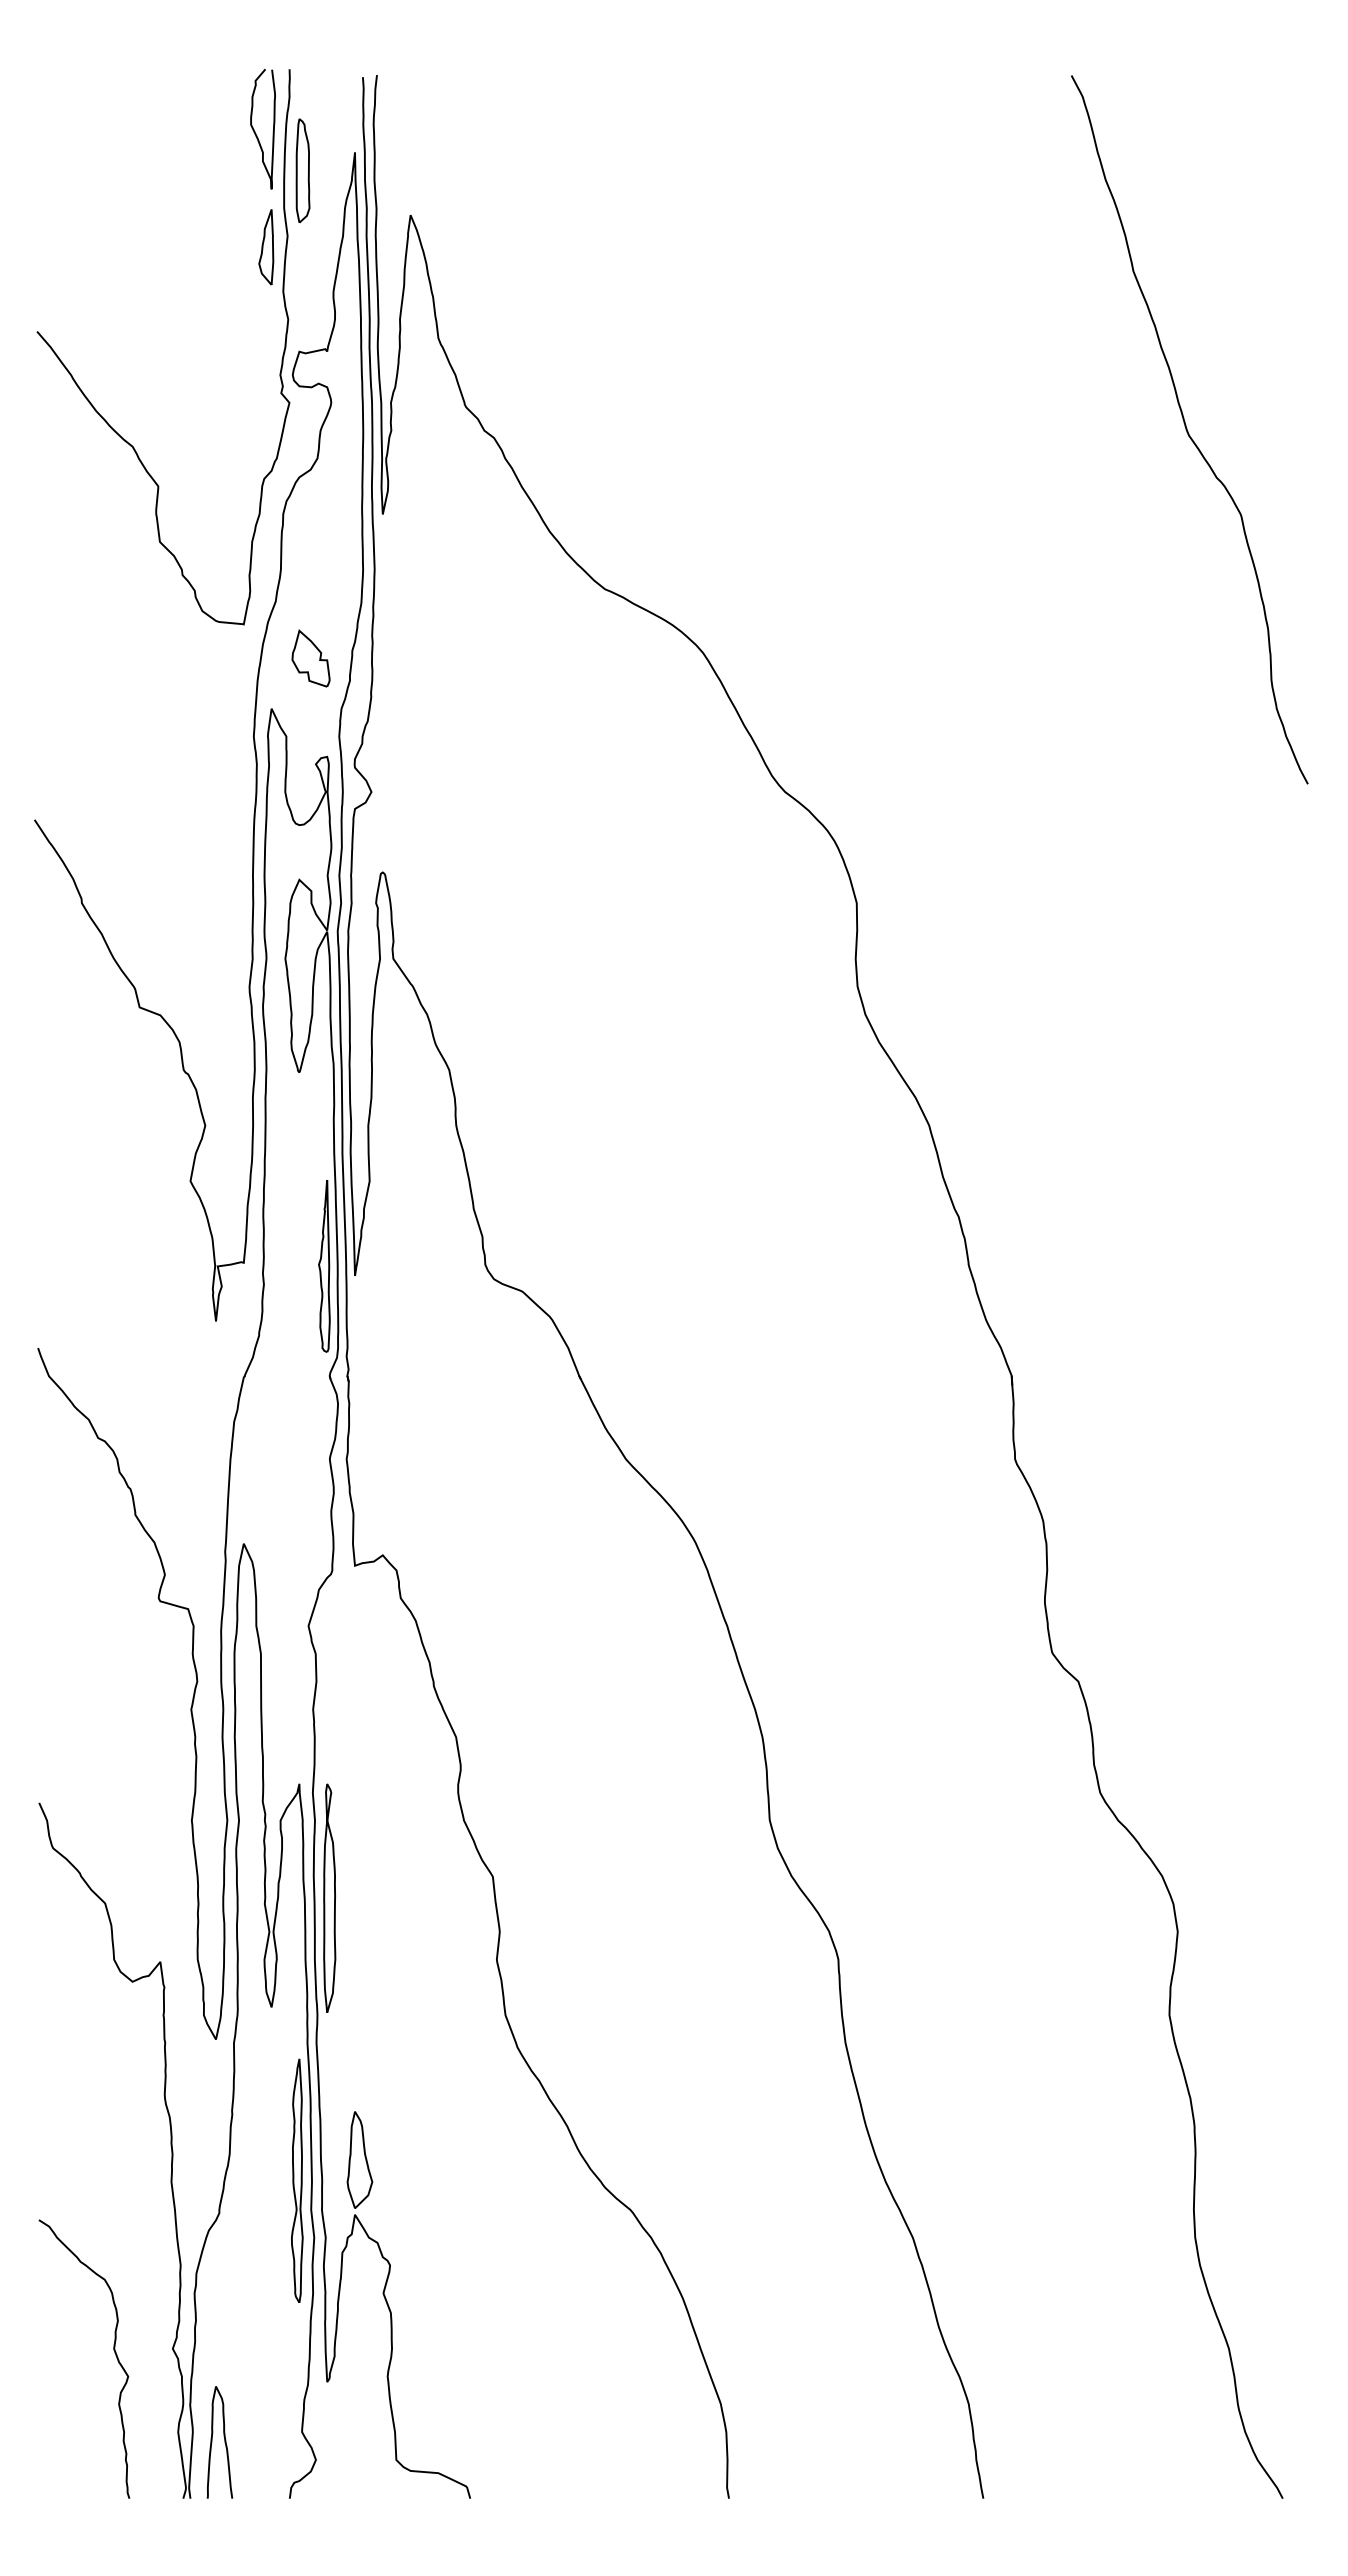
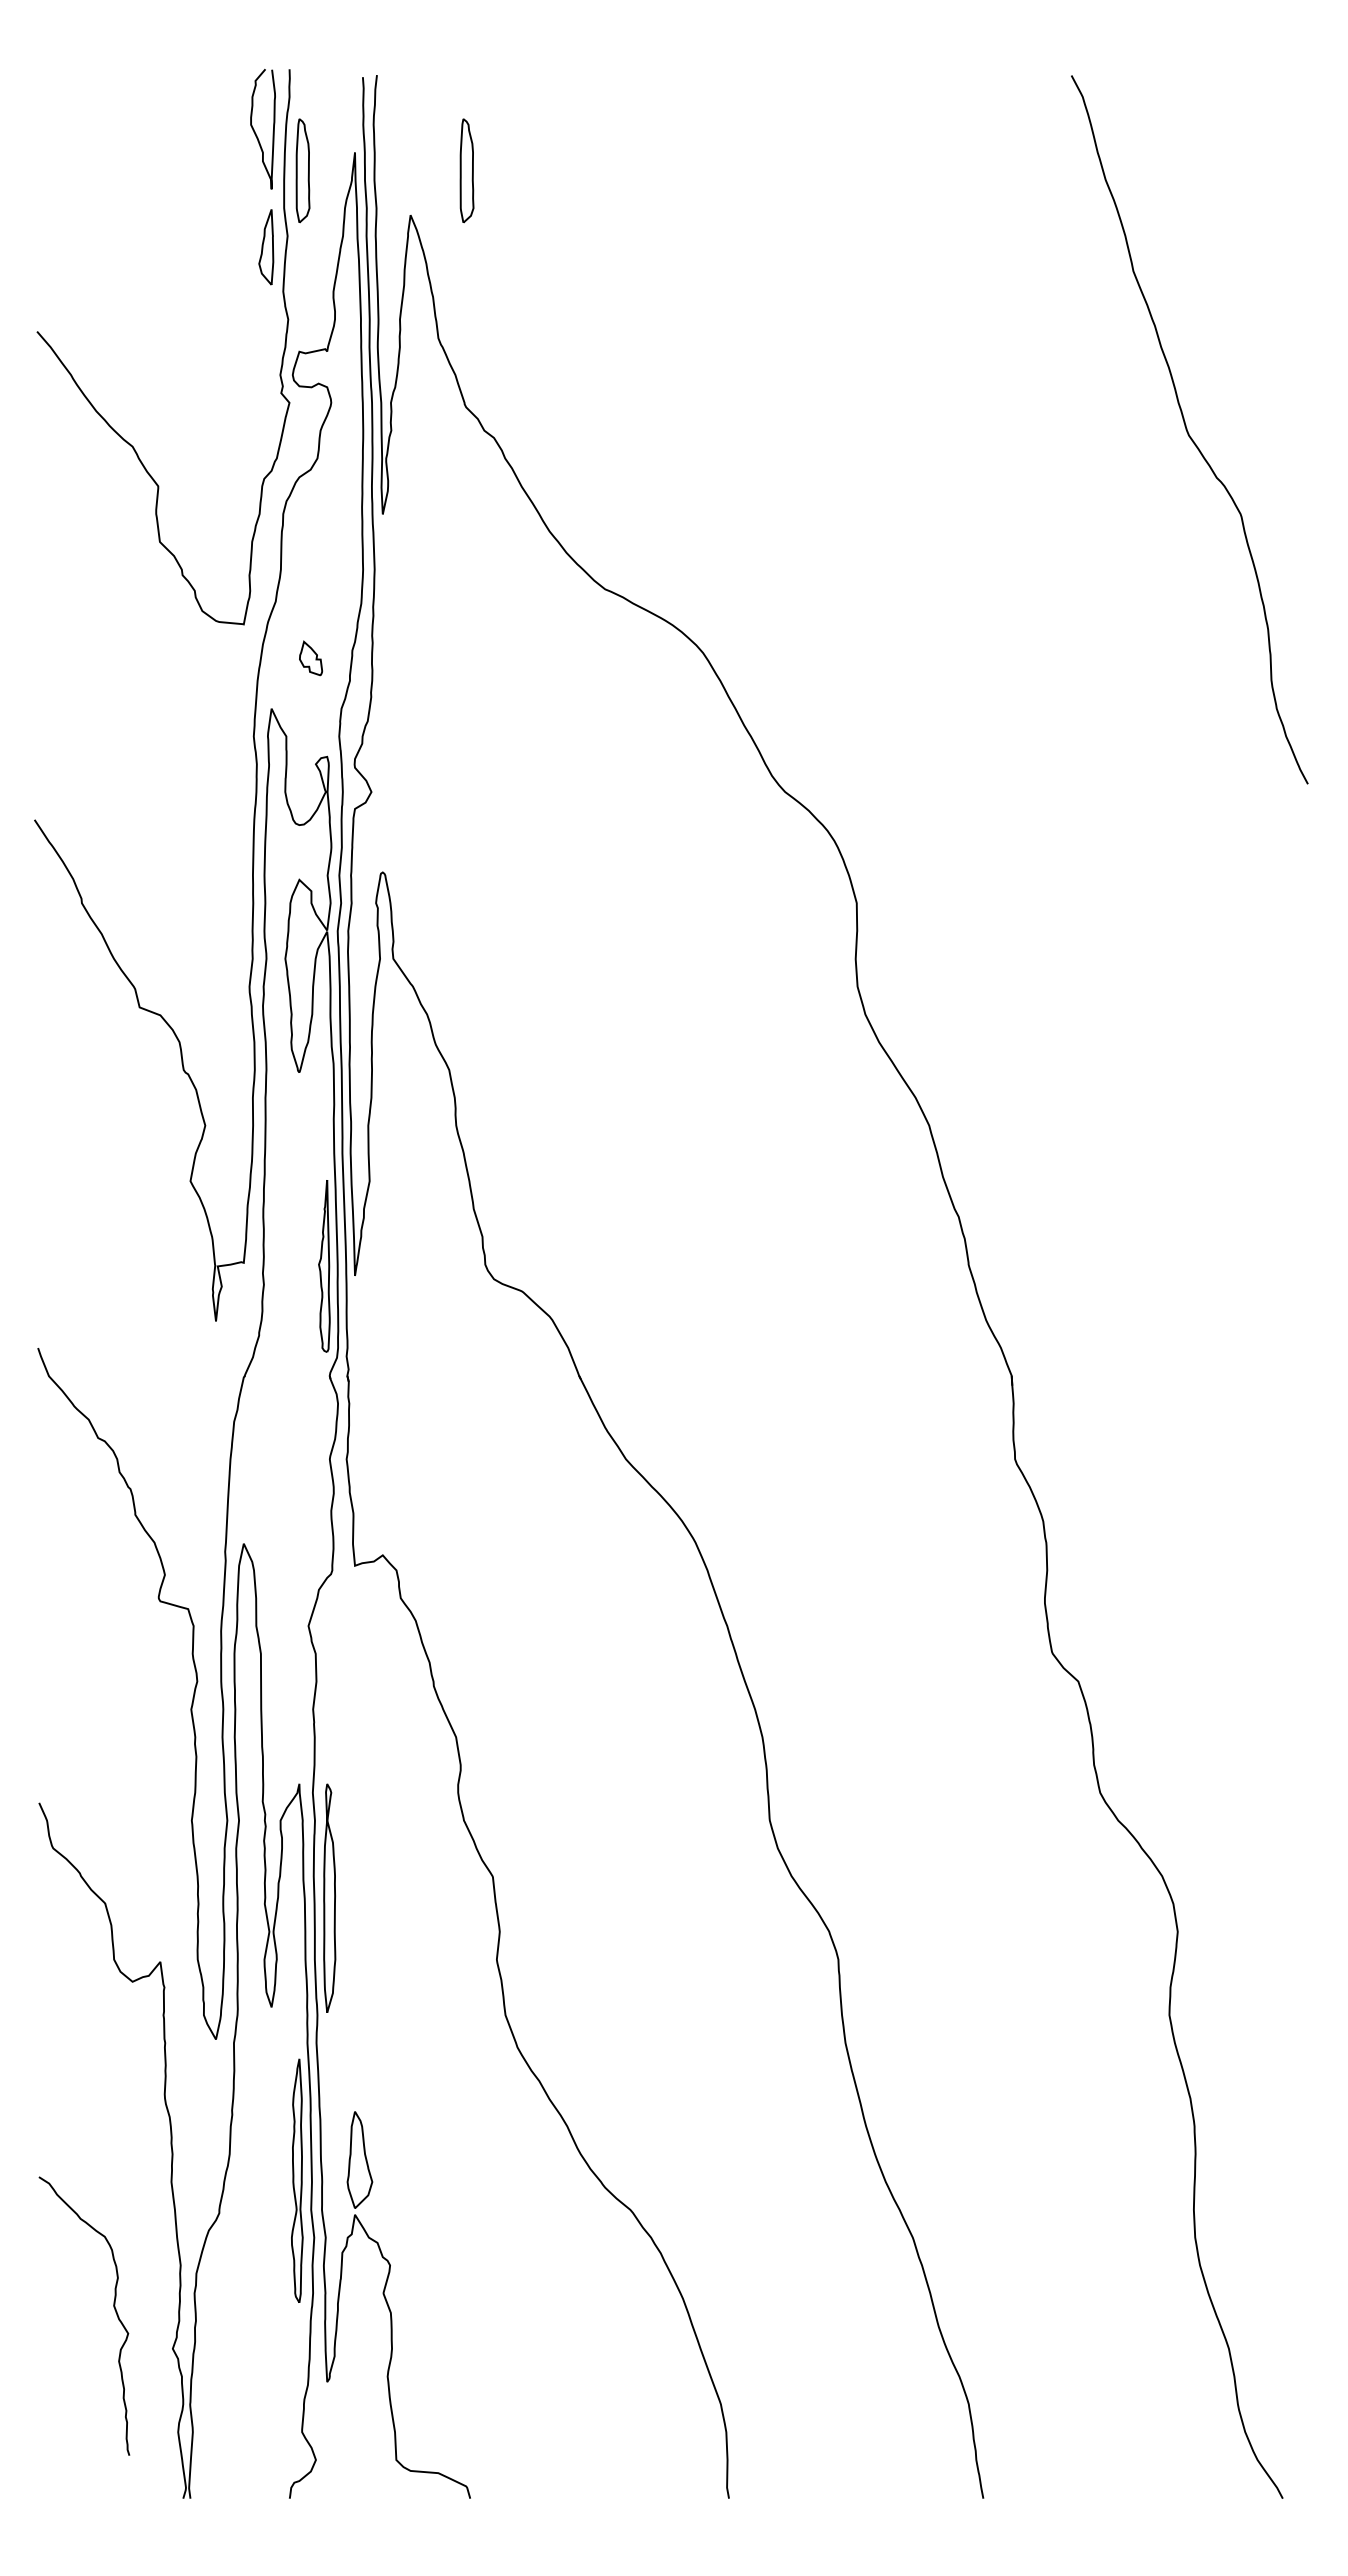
part: none -> present (466, 170)
part size: 40x59 px -> 25x37 px (311, 658)
curve position: (113, 2350) -> (113, 2307) (113, 2307)
curve: present -> none (224, 2442)
